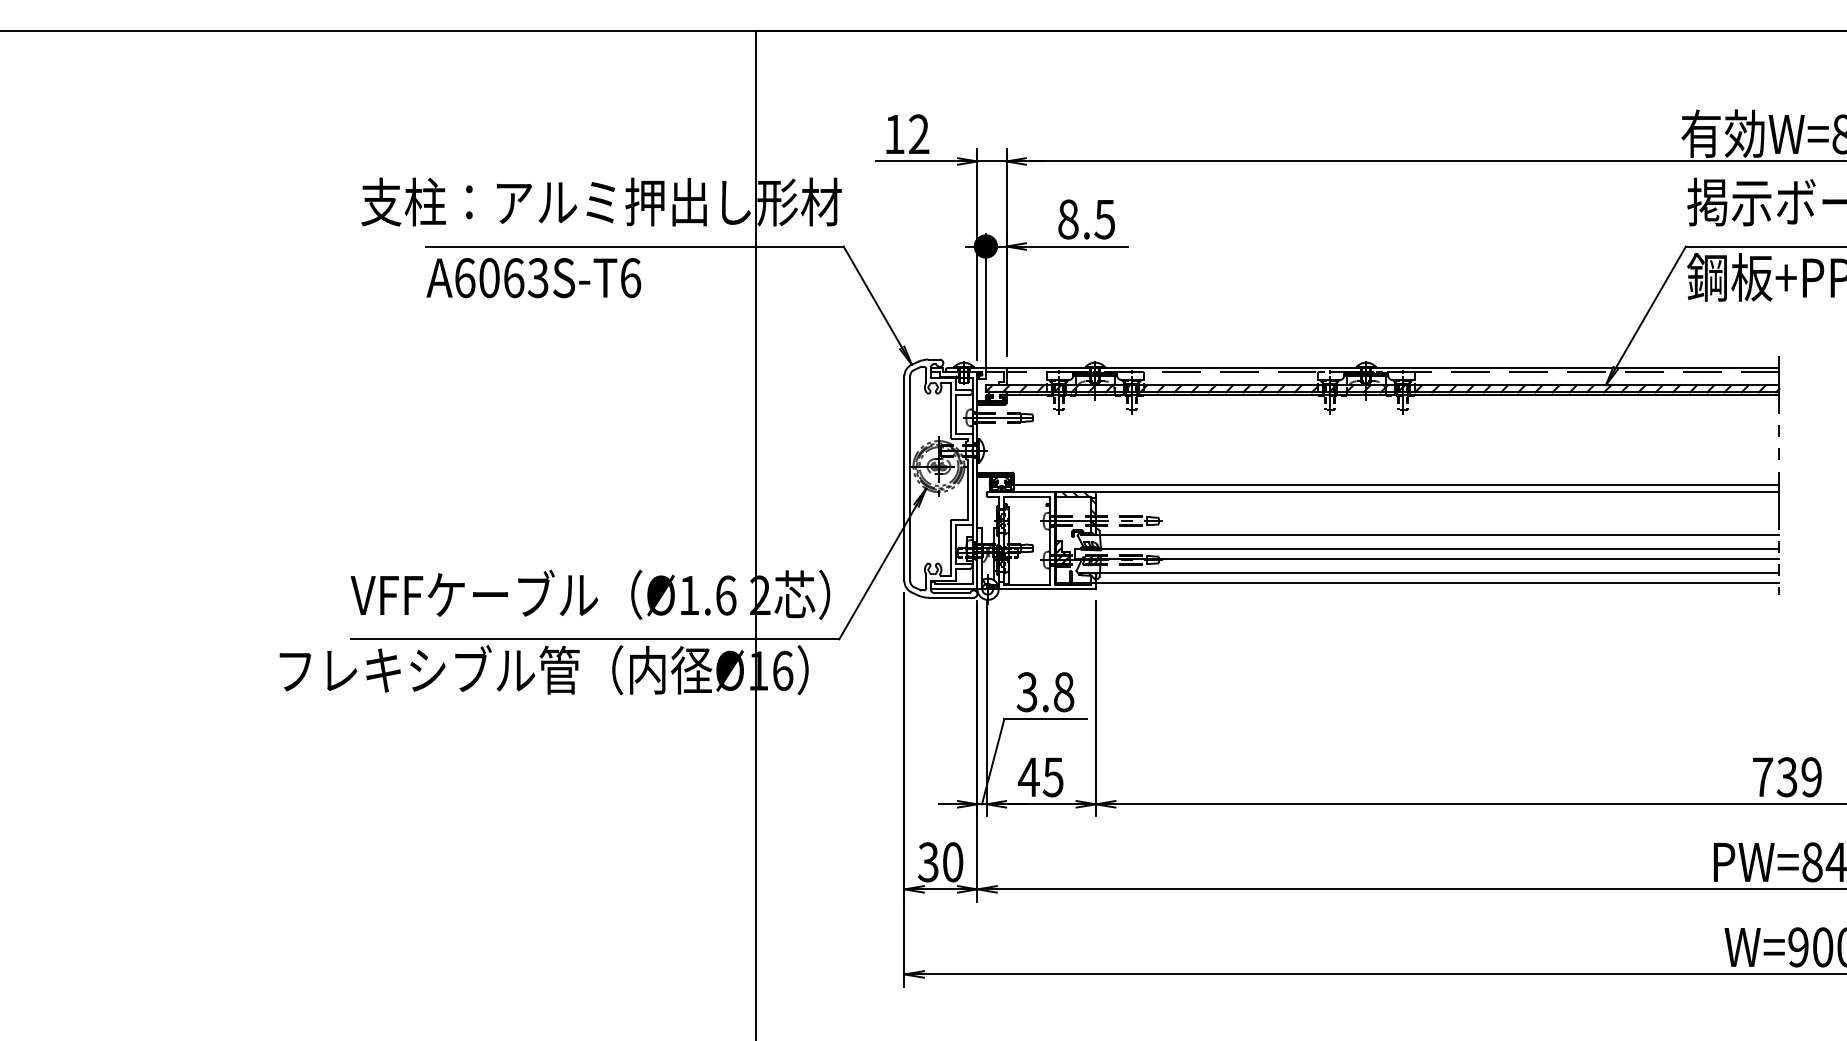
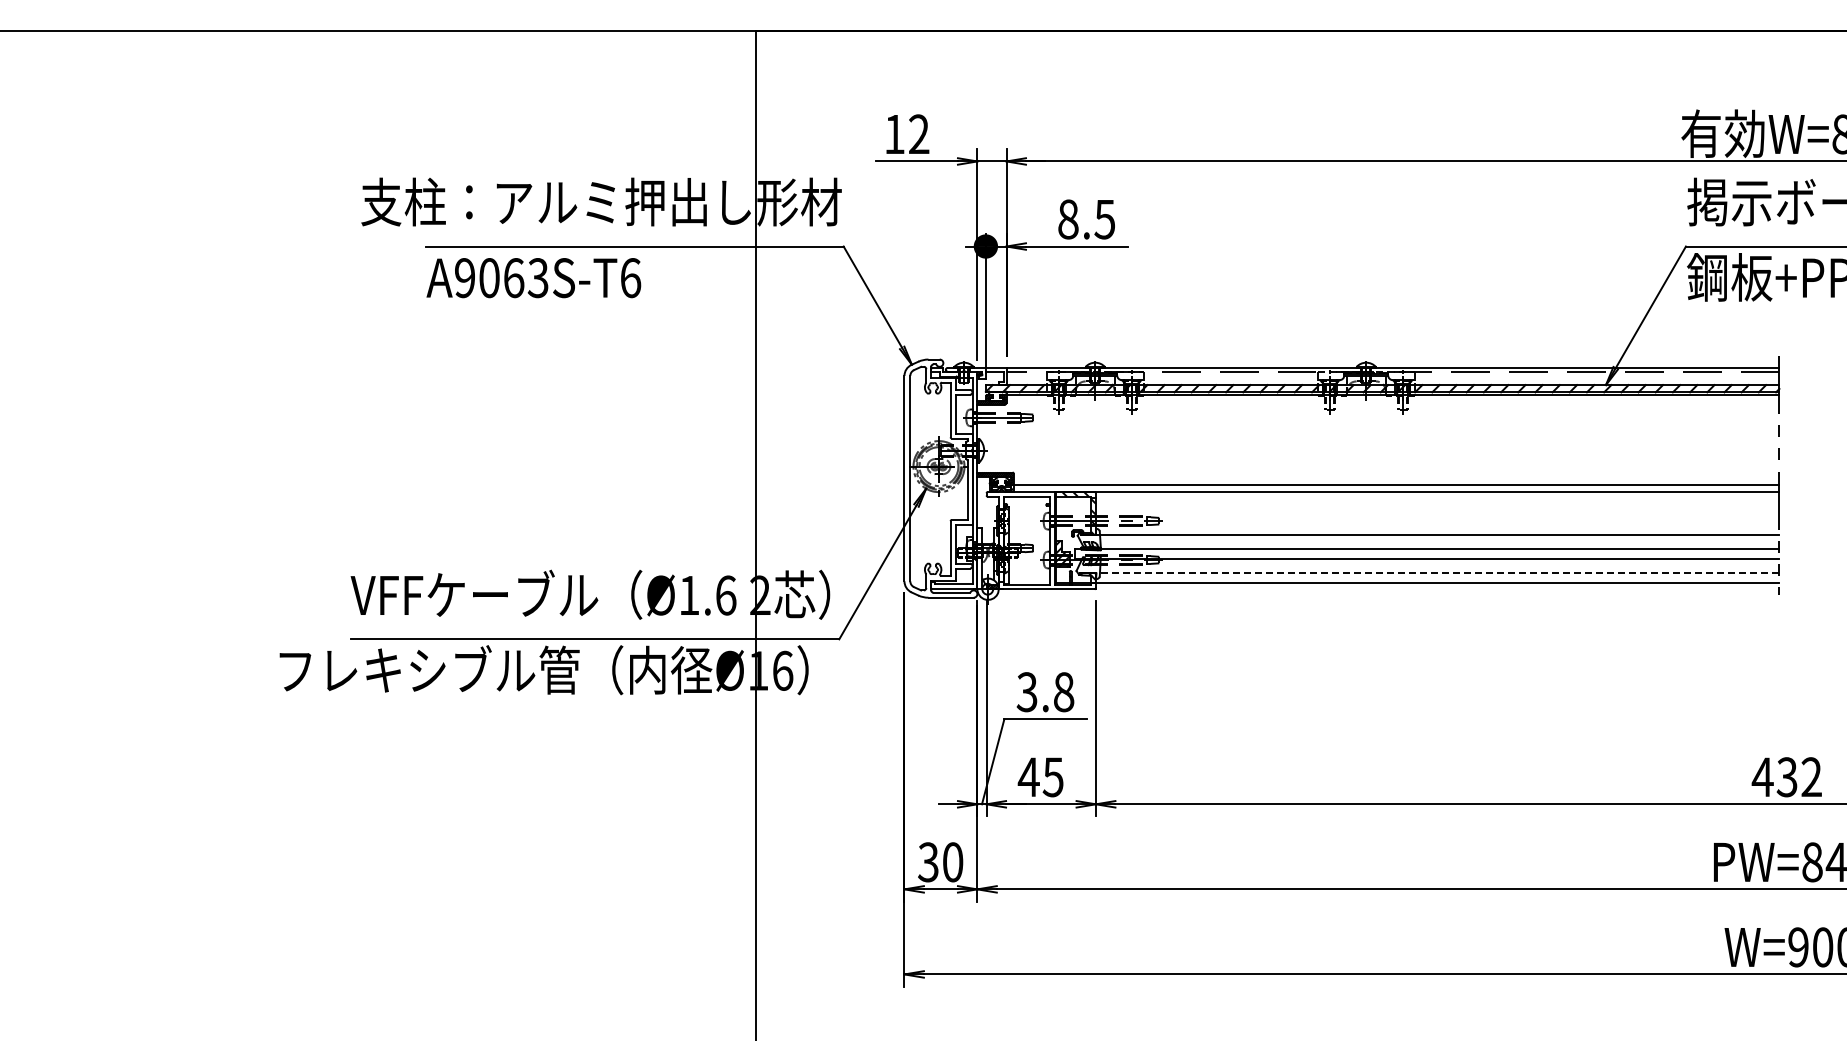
text: A6063S-T6 -> A9063S-T6 (465, 278)
line: solid -> dashed (1437, 573)
text: 739 -> 432 (1786, 777)
